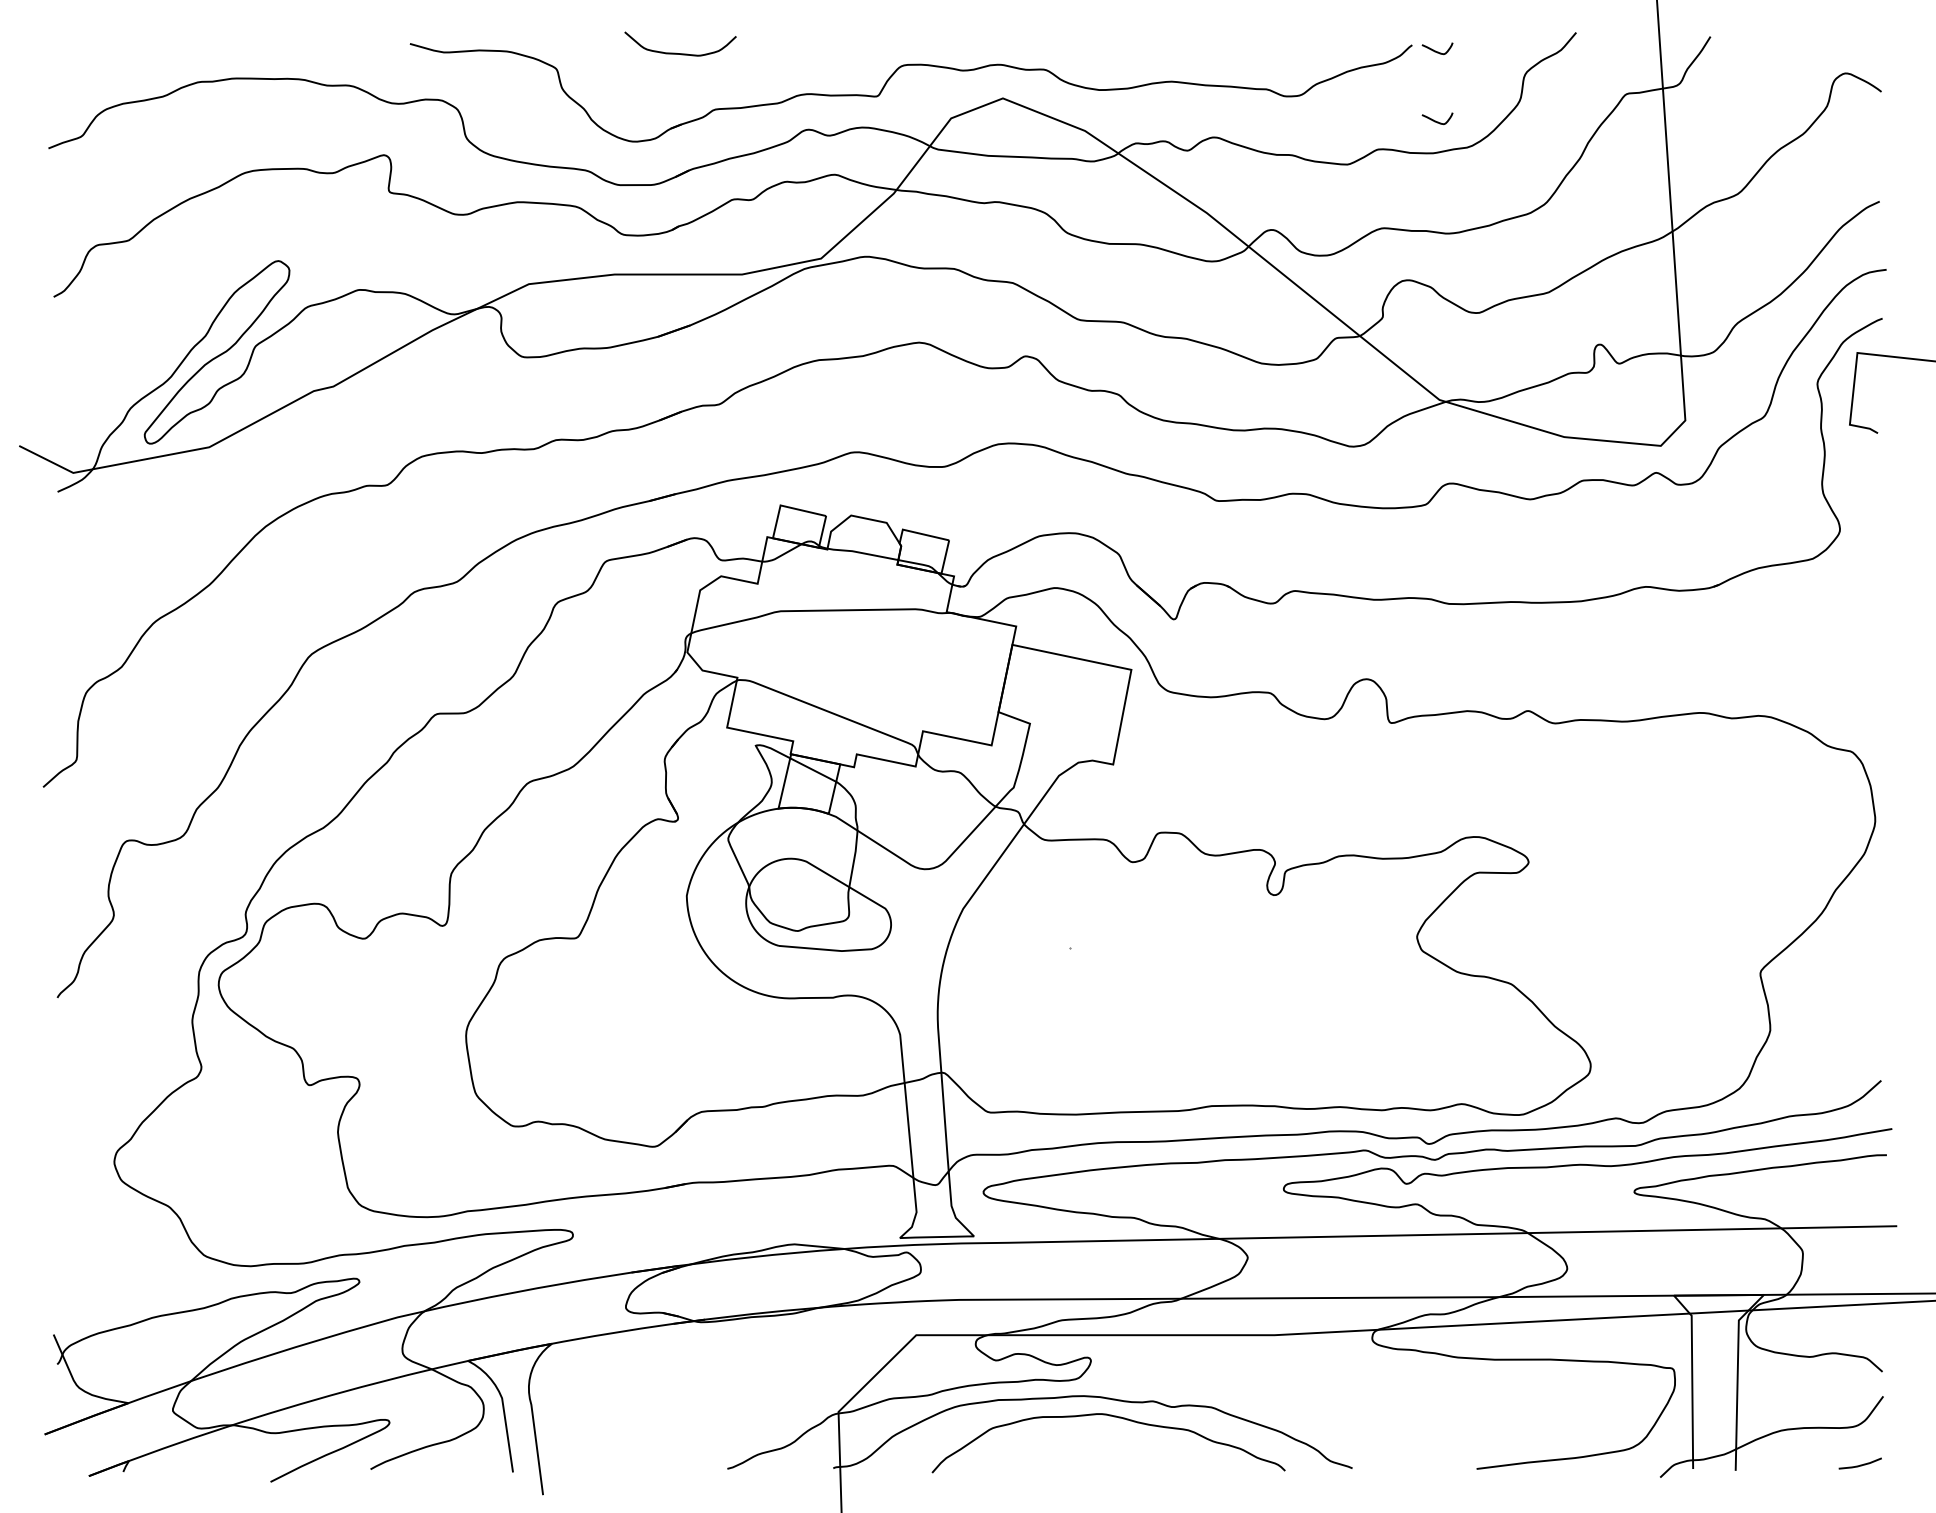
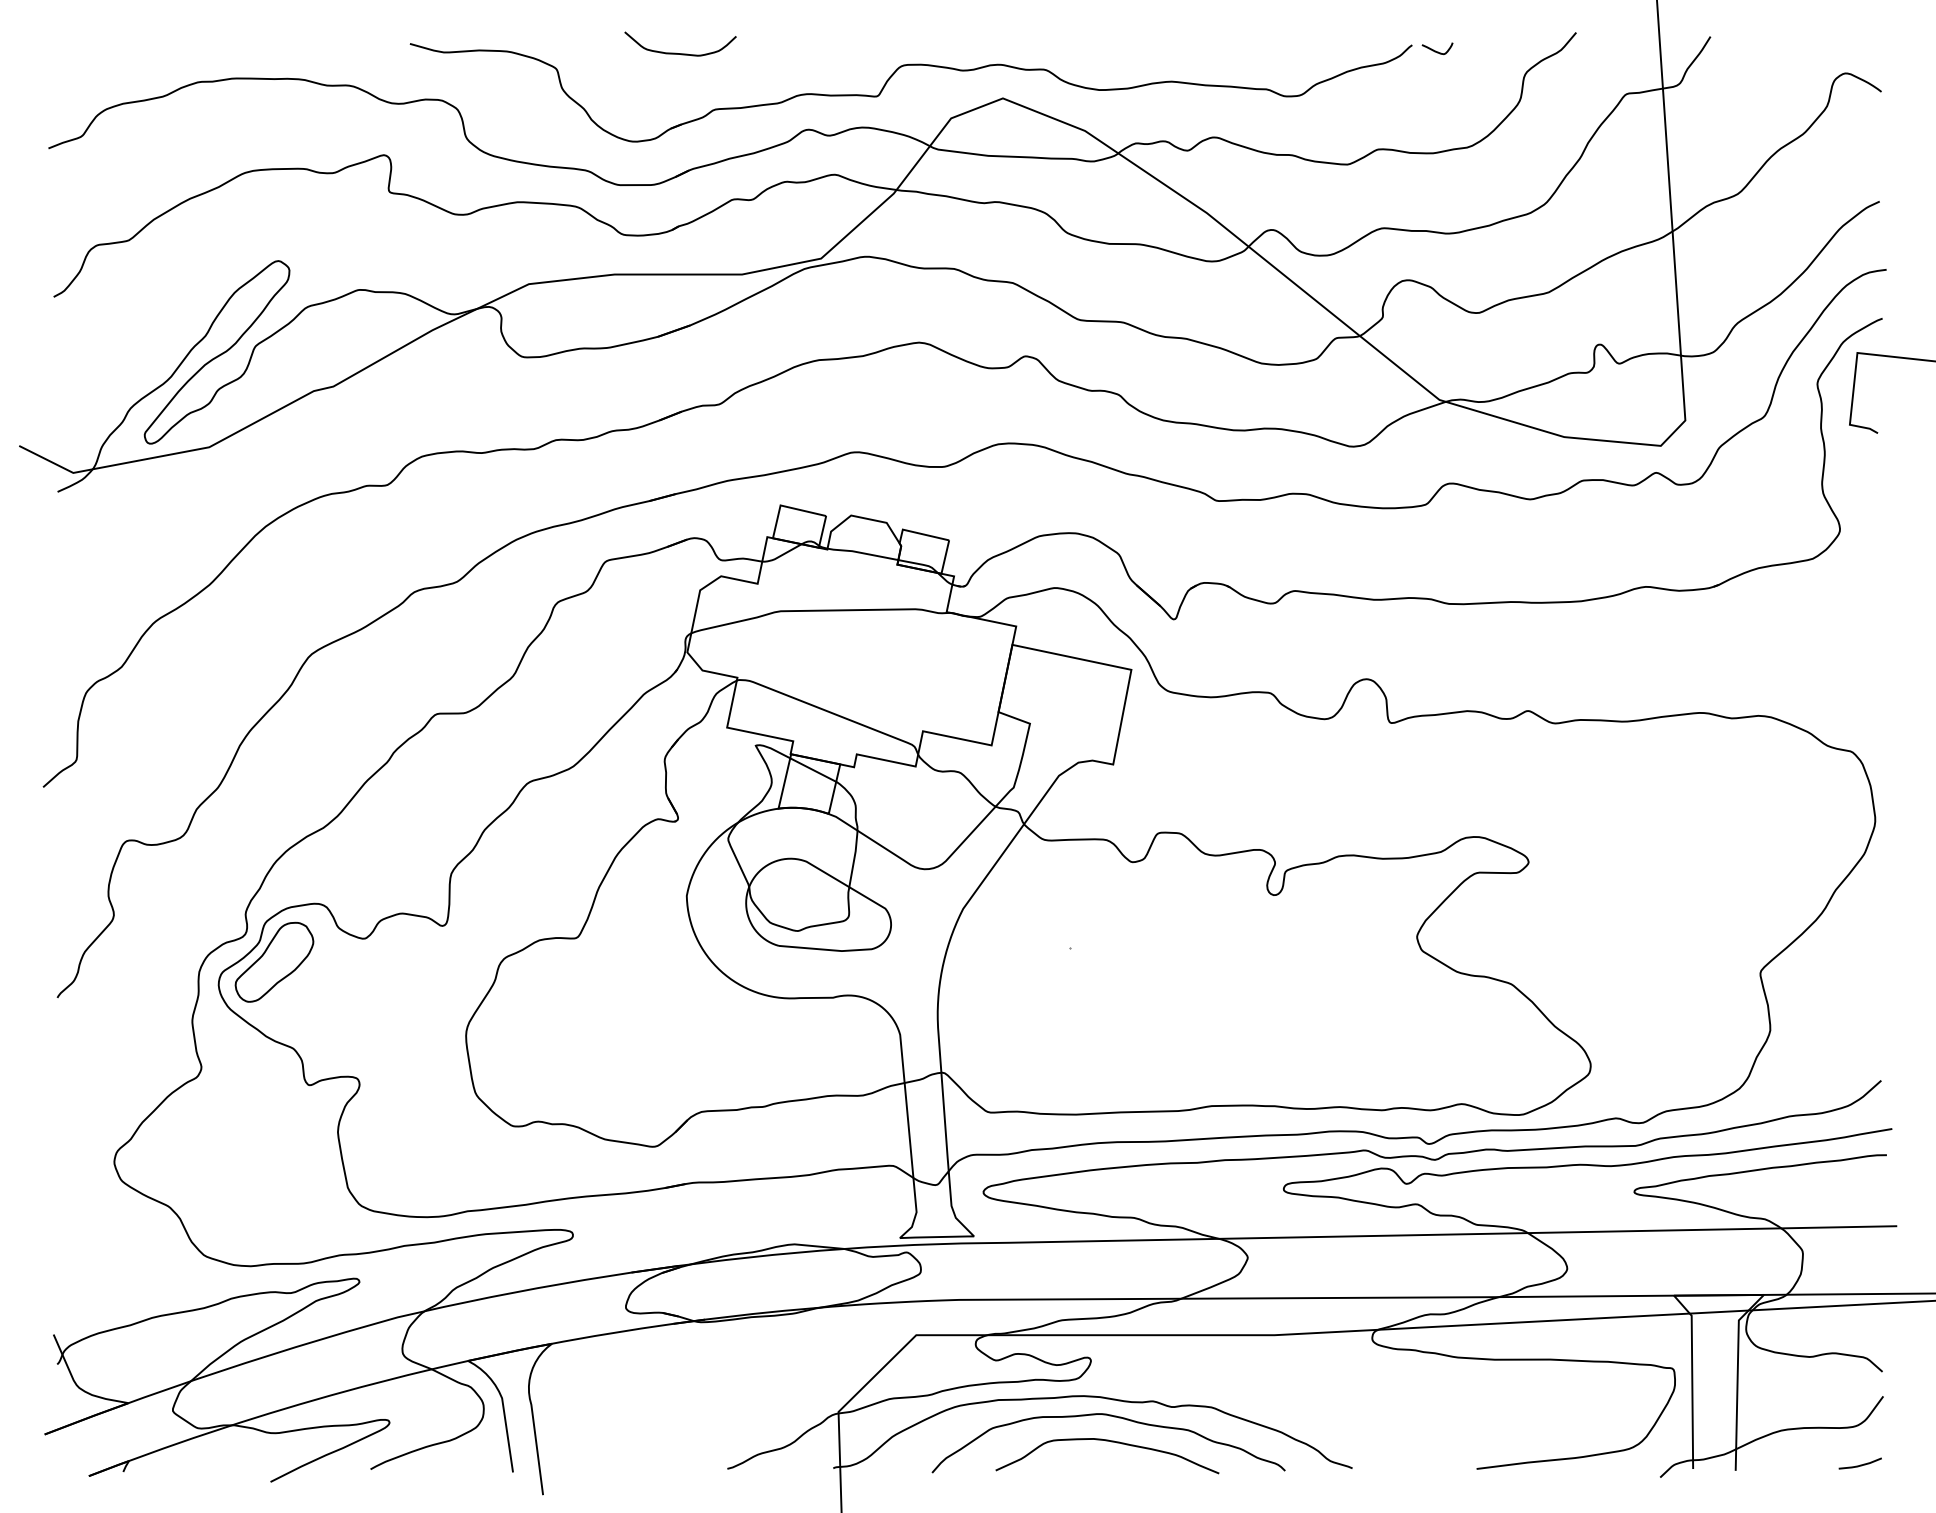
curve: present -> none (1435, 120)
part: none -> present (274, 961)
curve: none -> present (1111, 1442)
